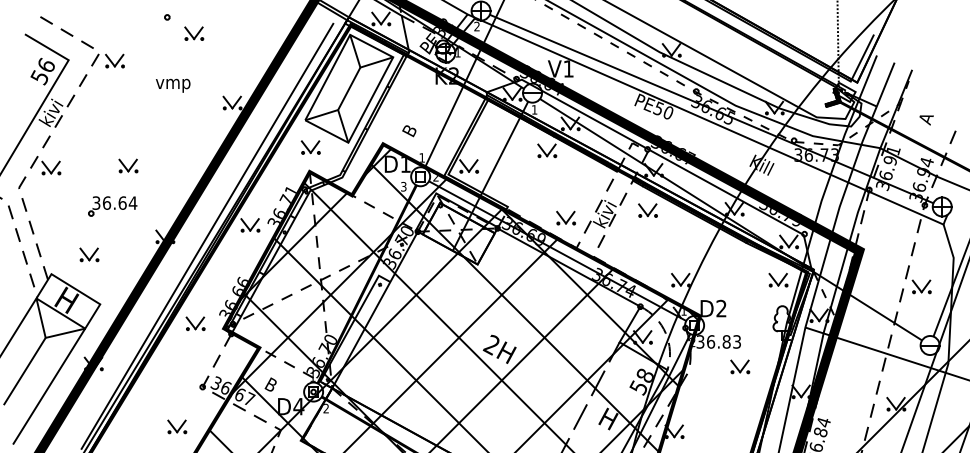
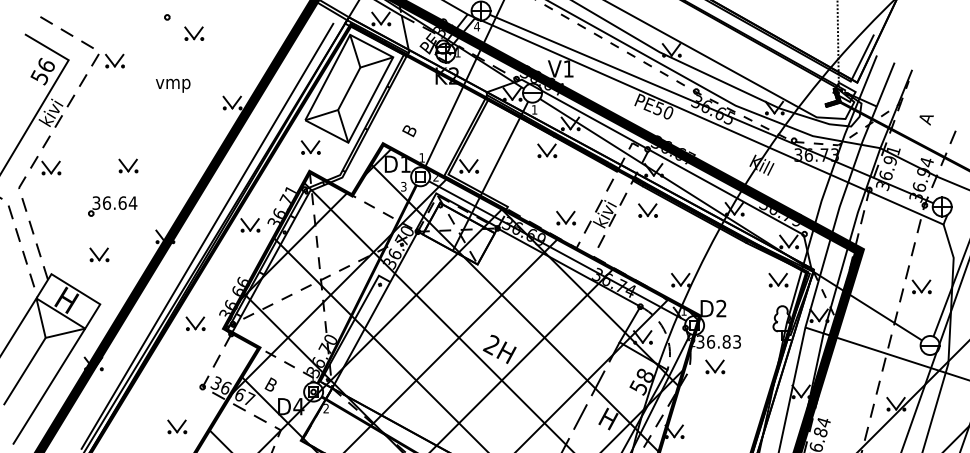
text: 2 -> 4 (477, 26)
part position: (89, 254) -> (99, 254) (99, 254)
part position: (740, 366) -> (715, 366) (715, 366)
